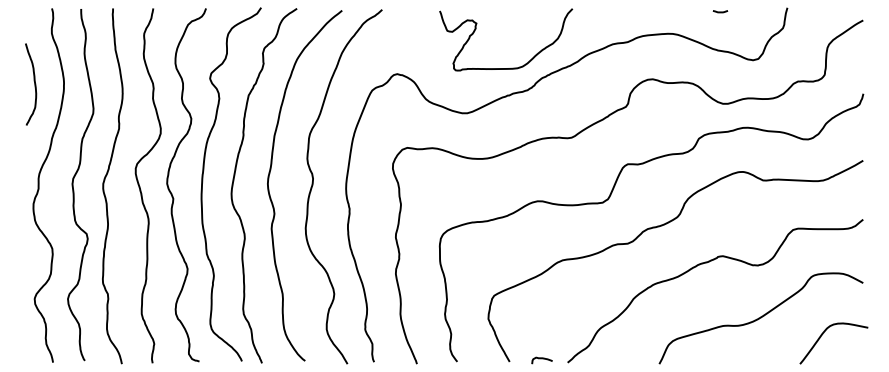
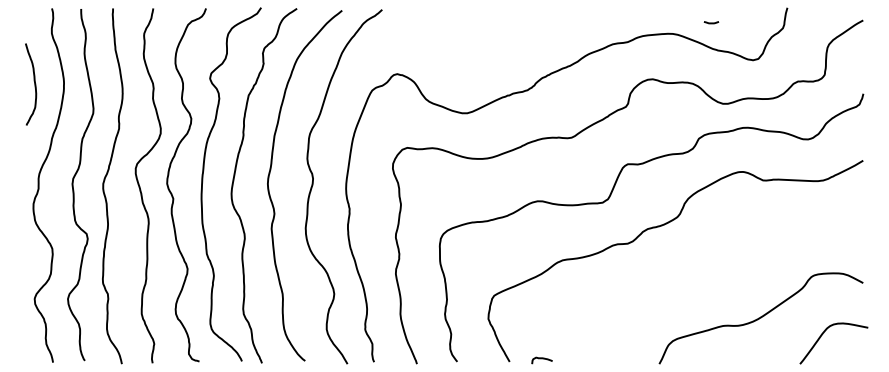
line position: (720, 11) -> (711, 22) (711, 22)
curve: present -> none (511, 67)
curve: present -> none (707, 263)
